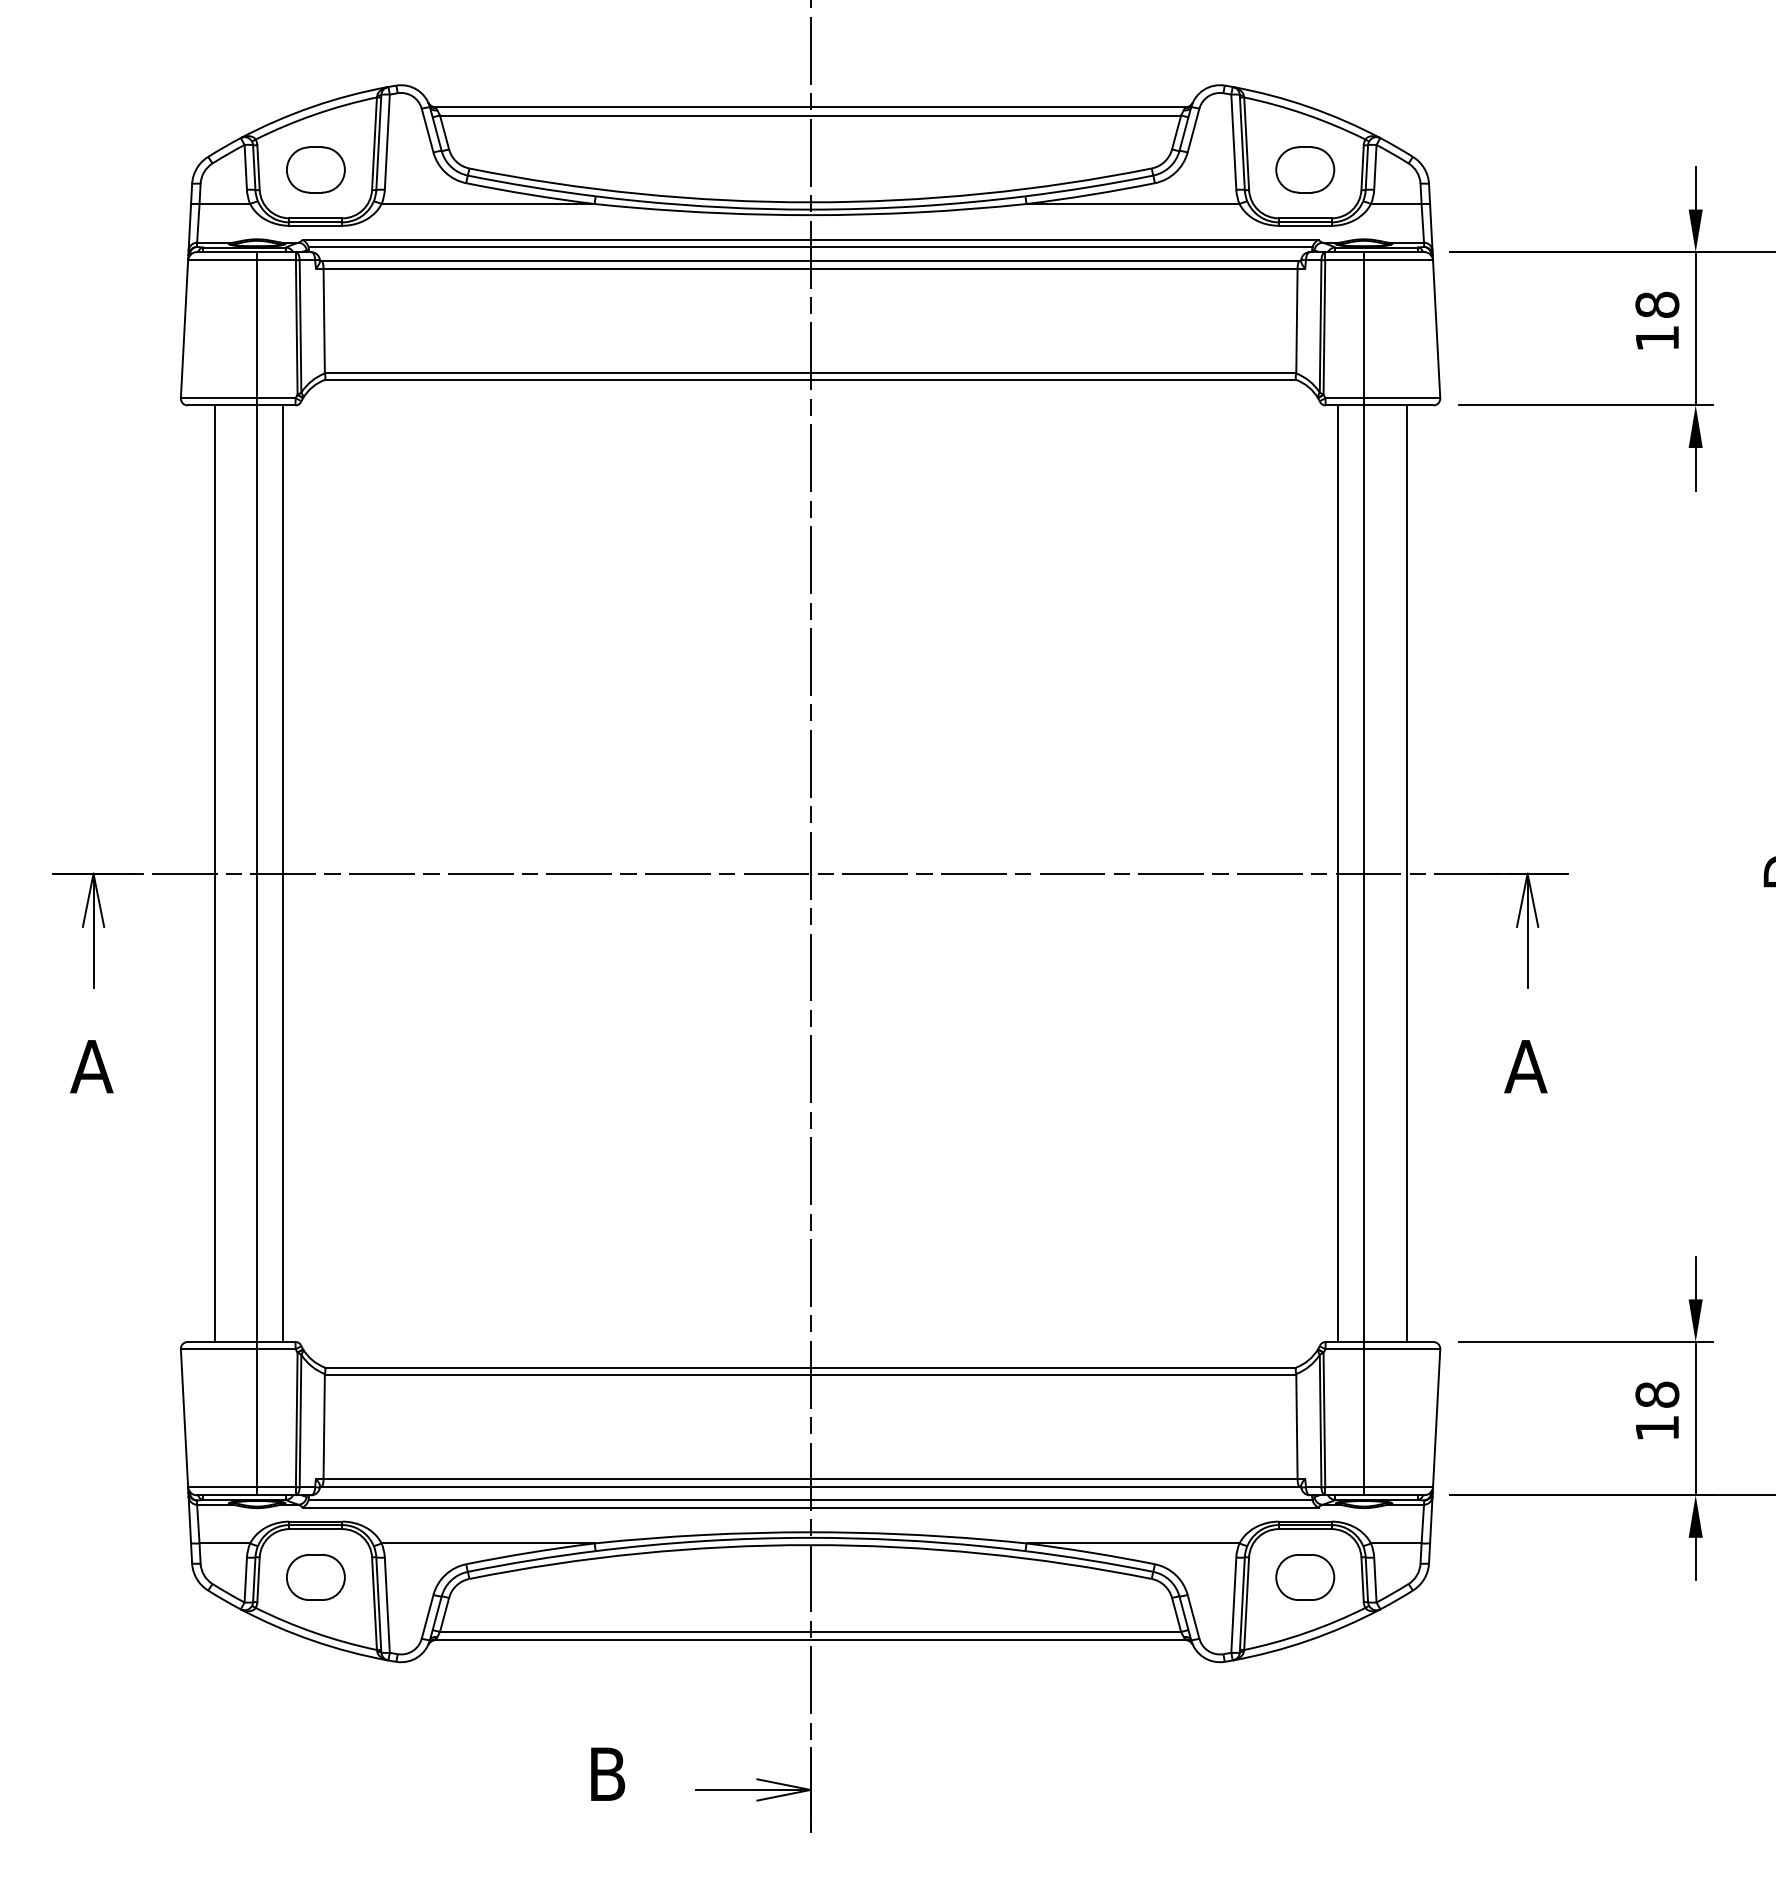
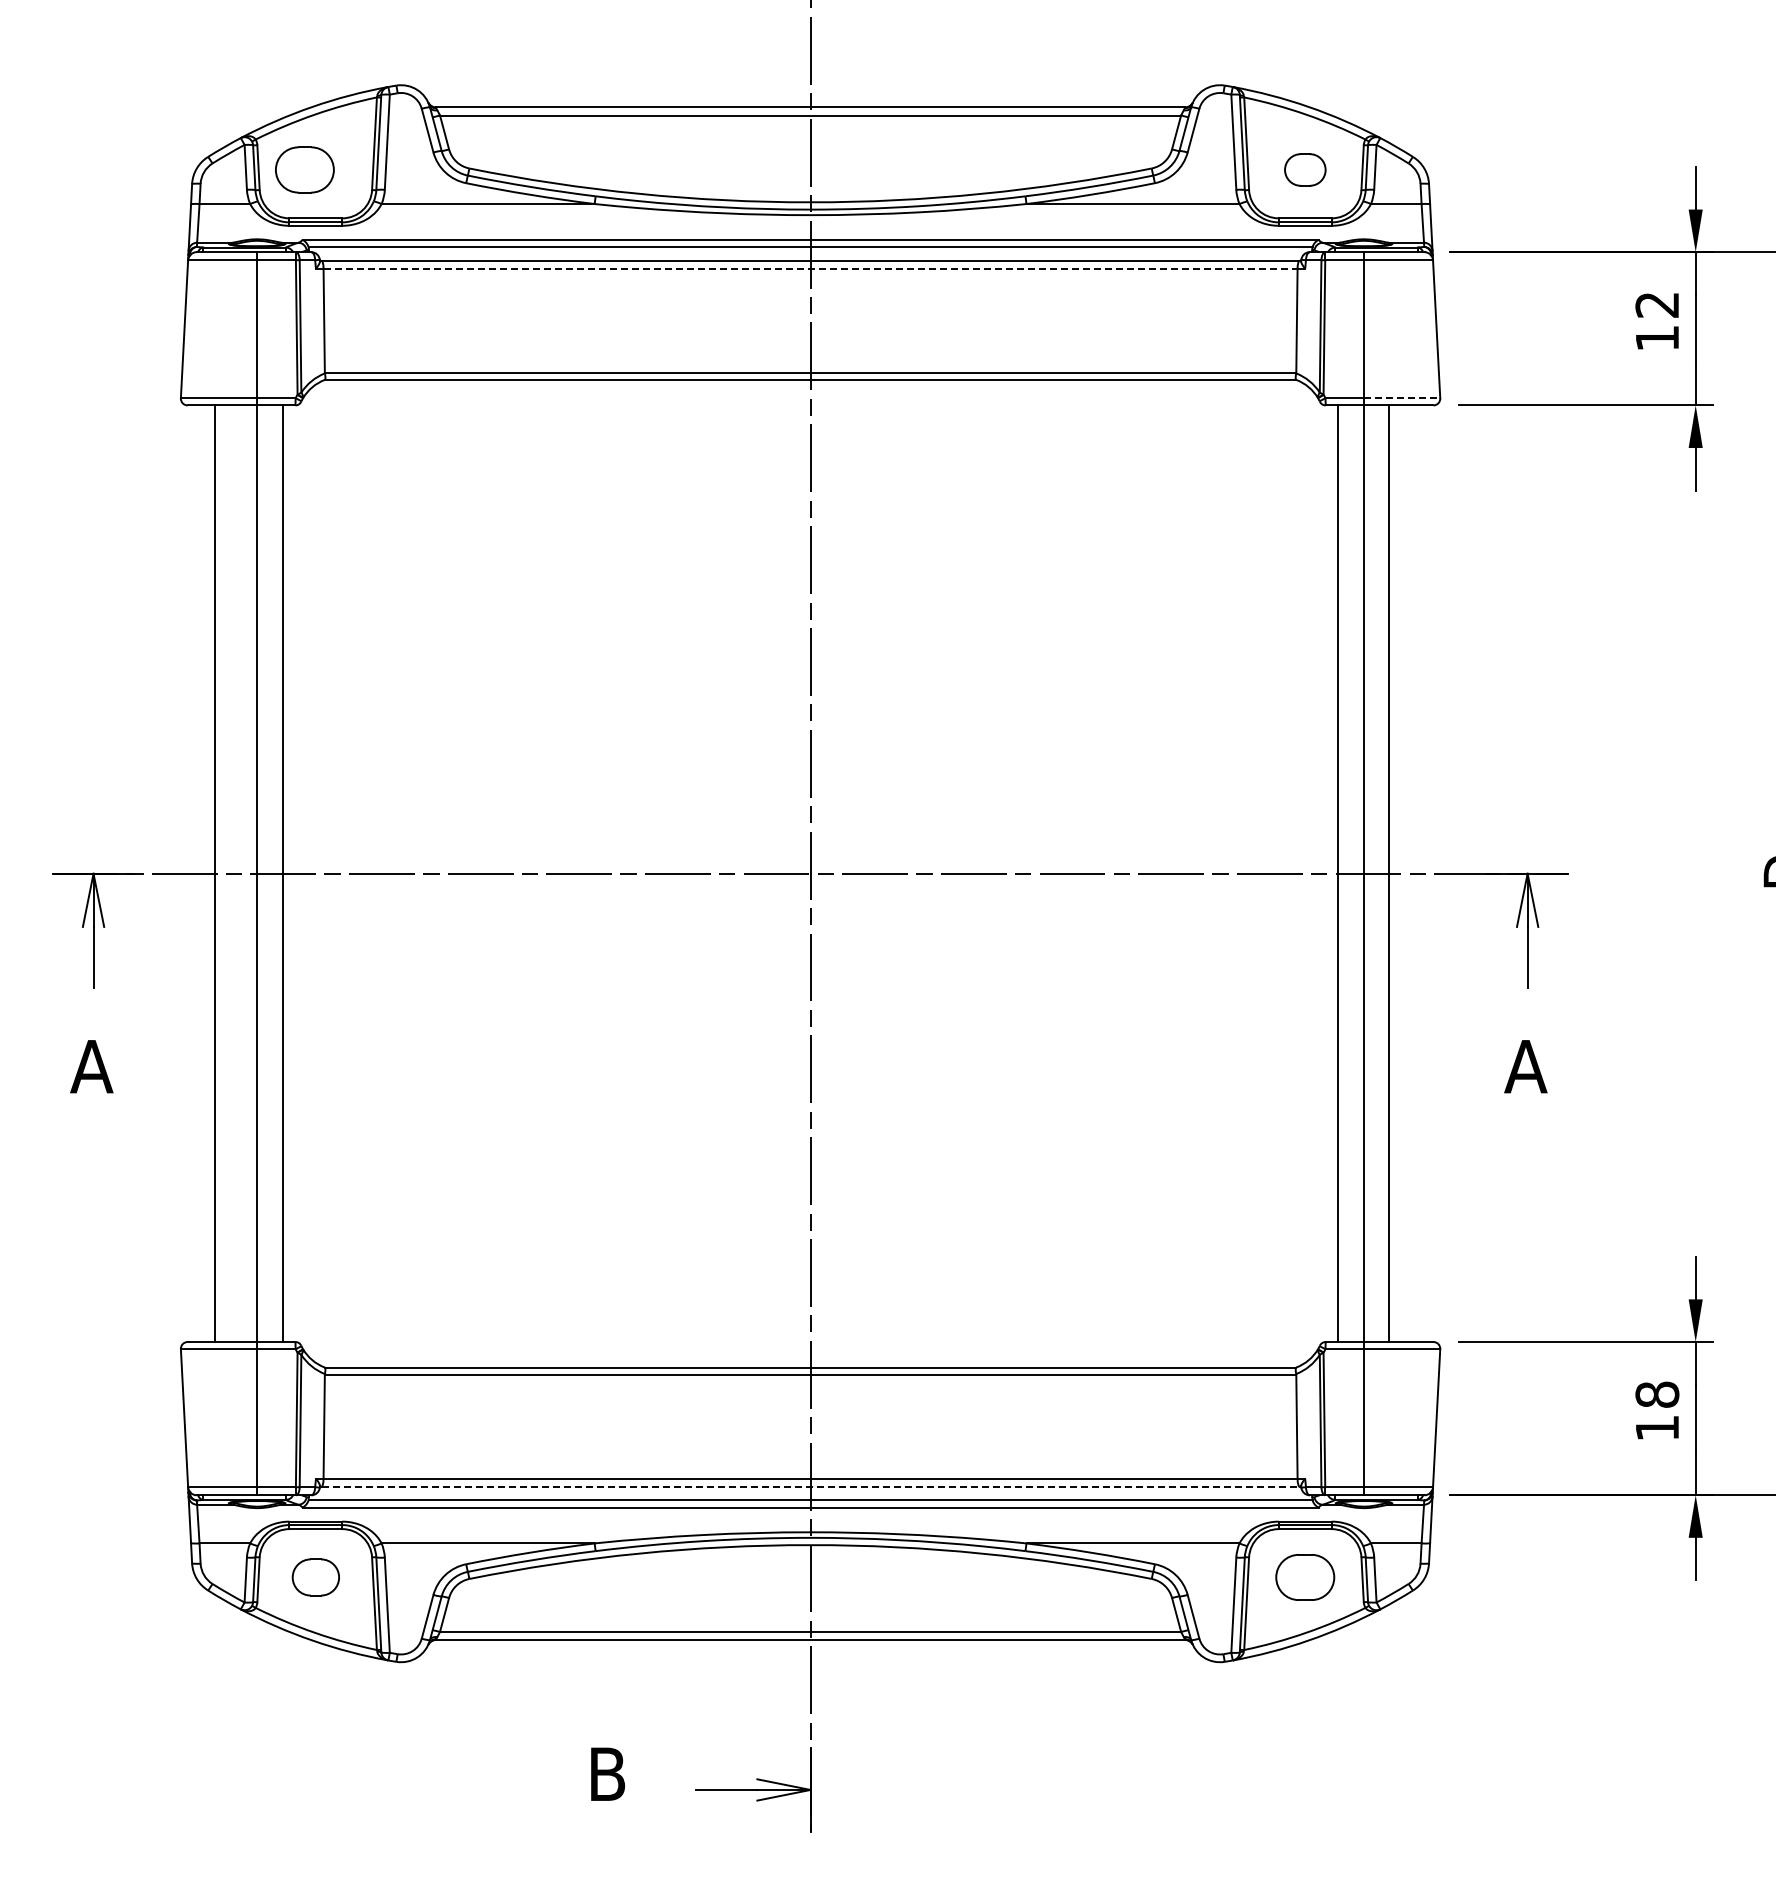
part position: (315, 169) -> (304, 169) (304, 169)
part size: 61x48 px -> 43x34 px (1305, 169)
line: solid -> dashed (811, 268)
text: 18 -> 12 (1657, 304)
line: solid -> dashed (1402, 398)
line position: (1406, 873) -> (1388, 873) (1388, 873)
line: solid -> dashed (811, 1486)
part size: 60x47 px -> 49x39 px (315, 1577)
